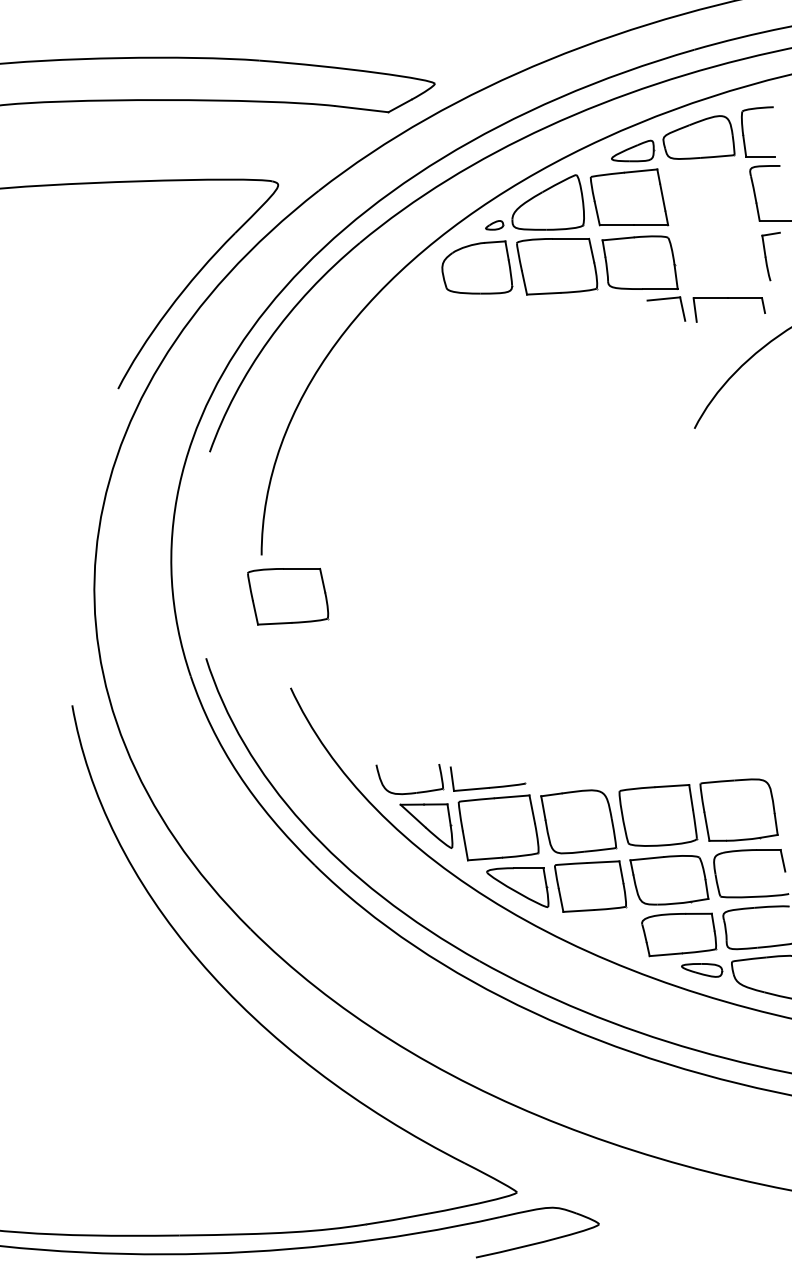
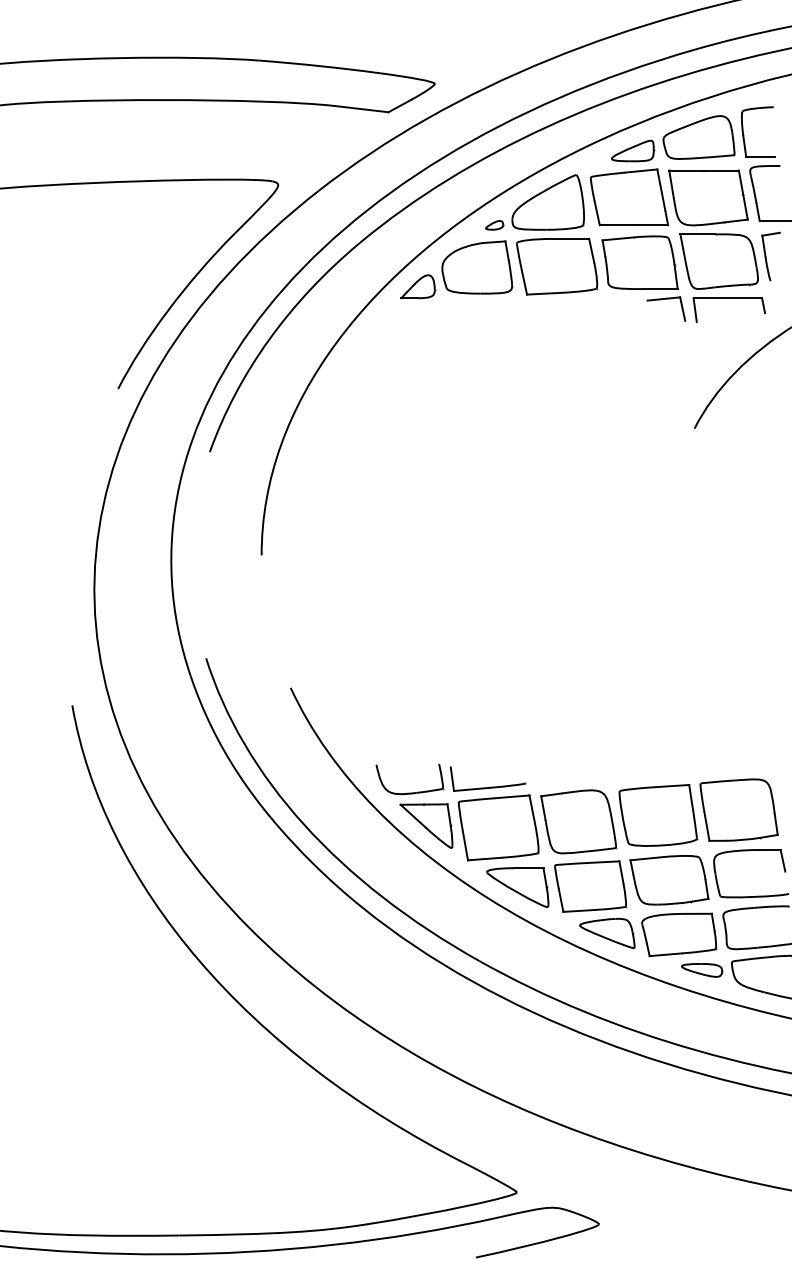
part: none -> present (713, 229)
part: none -> present (418, 286)
part: present -> none (288, 596)
part: none -> present (607, 933)
